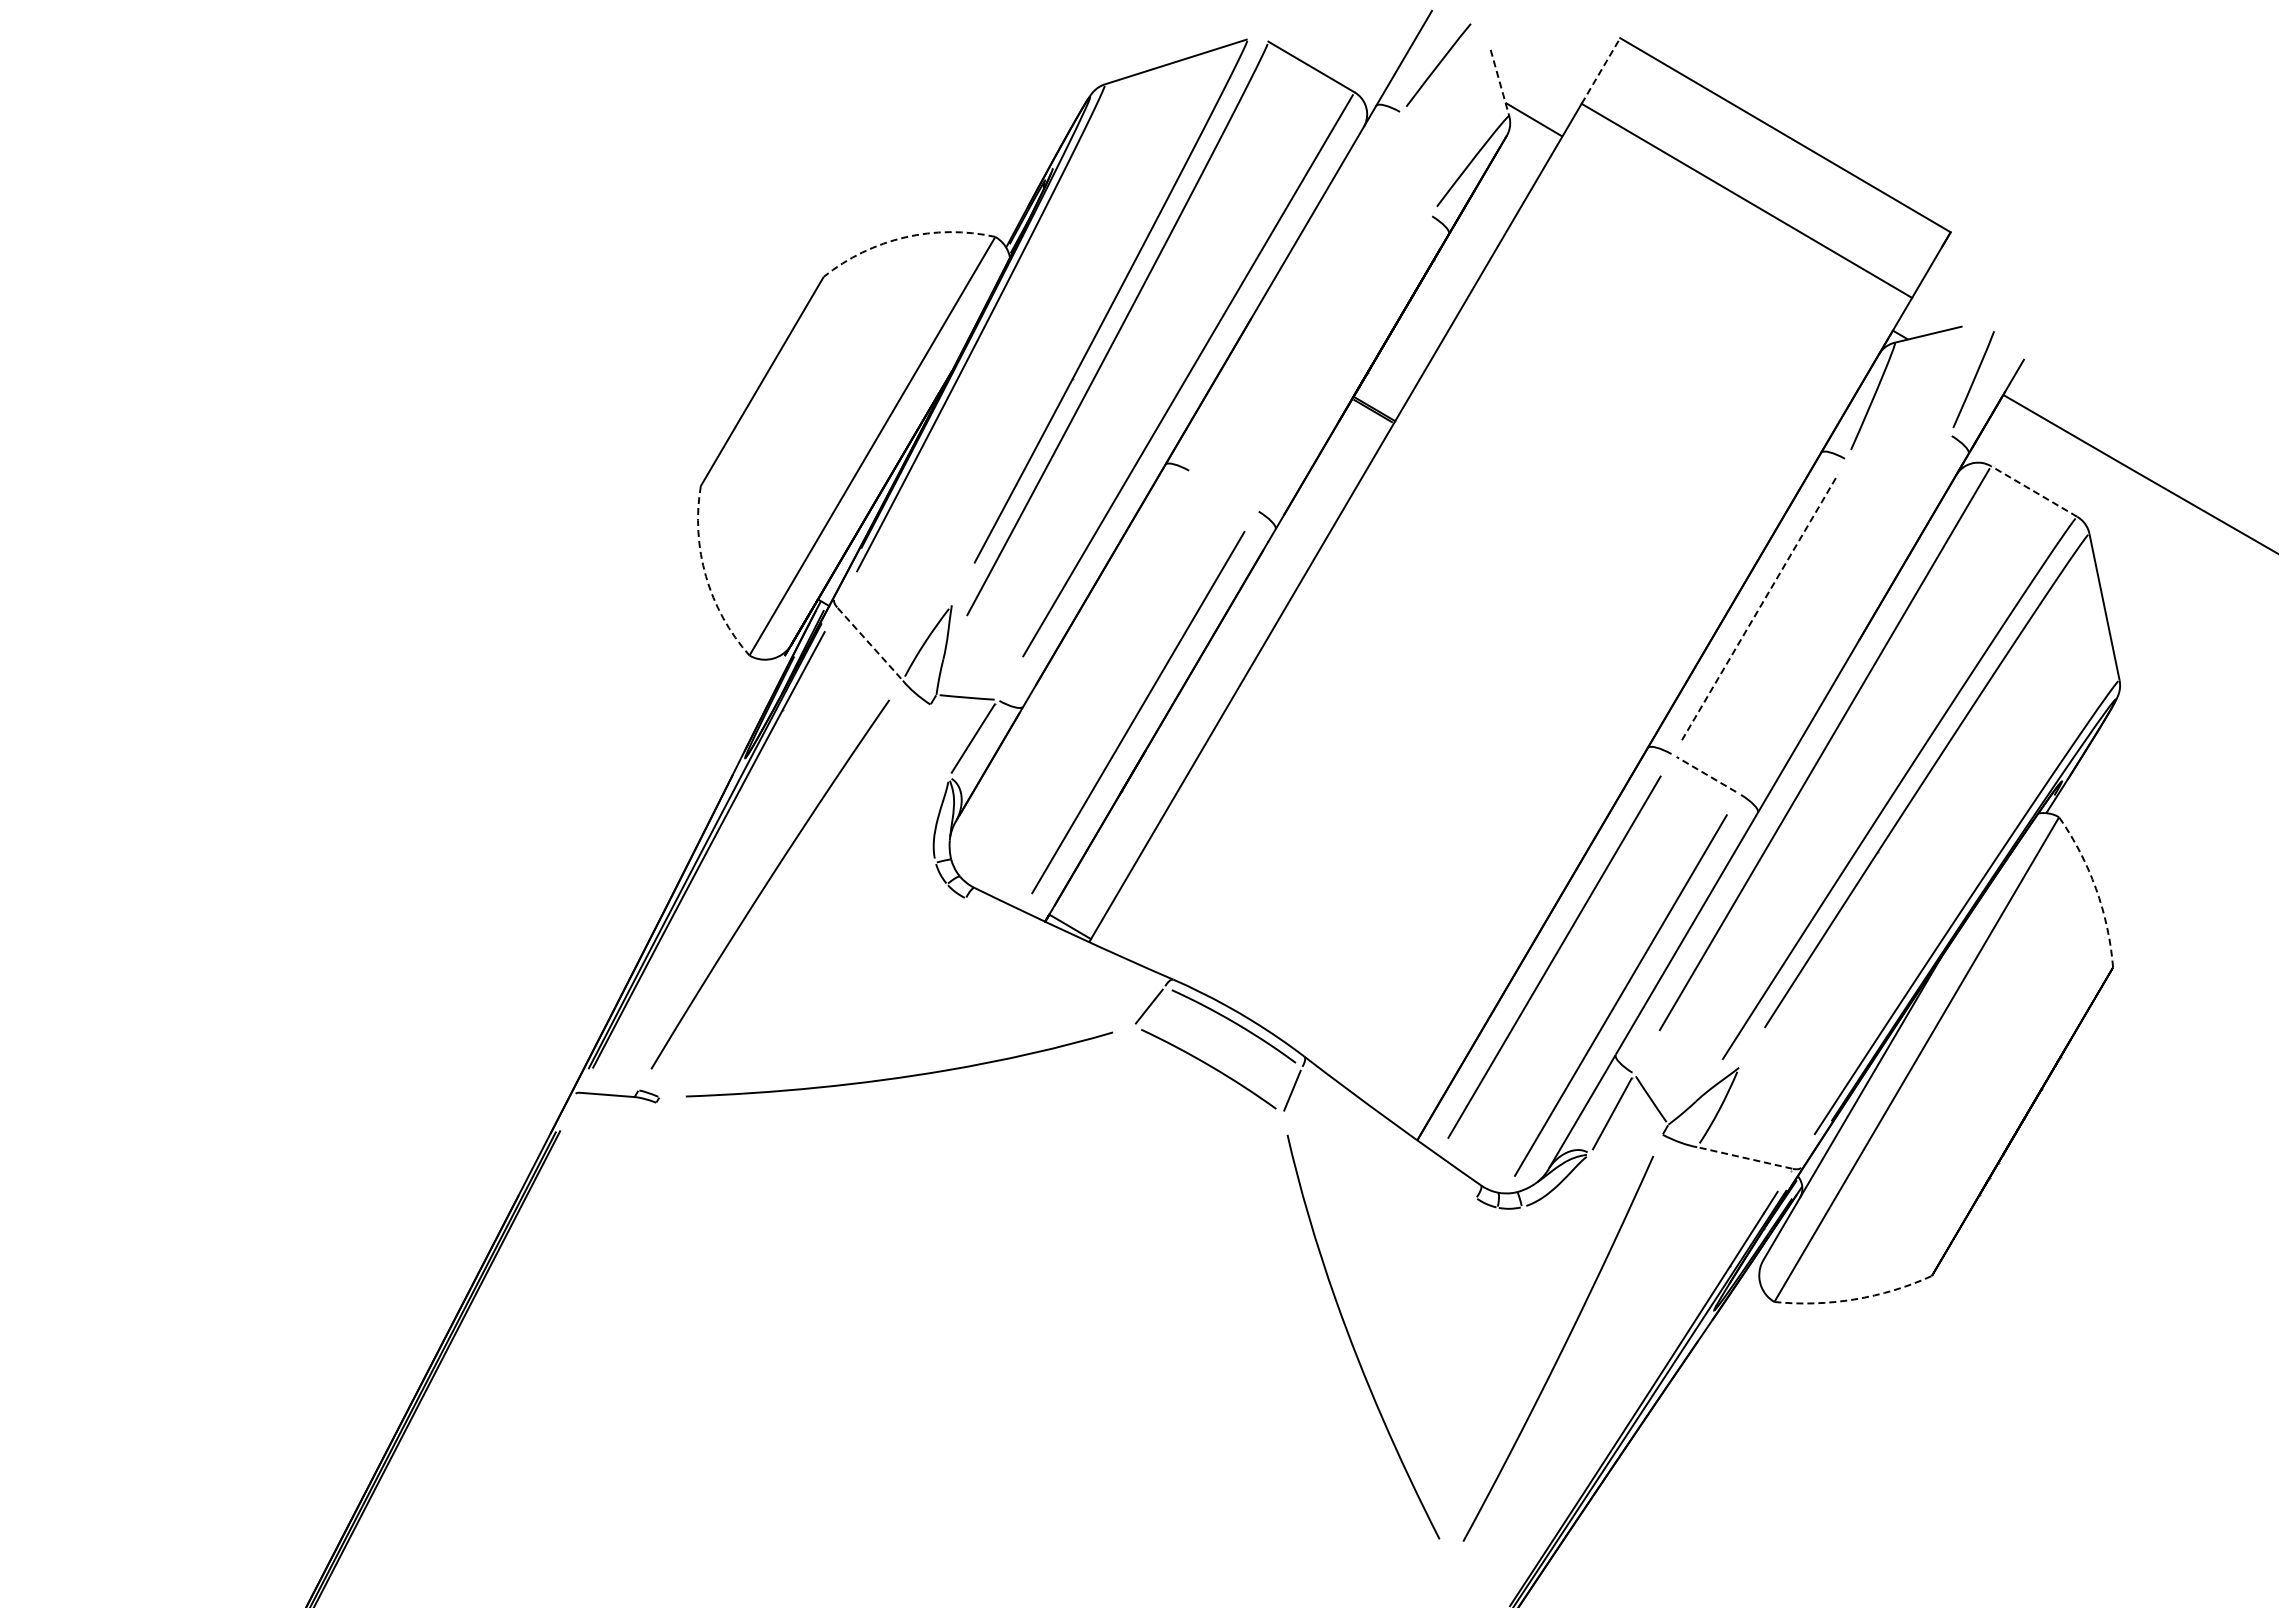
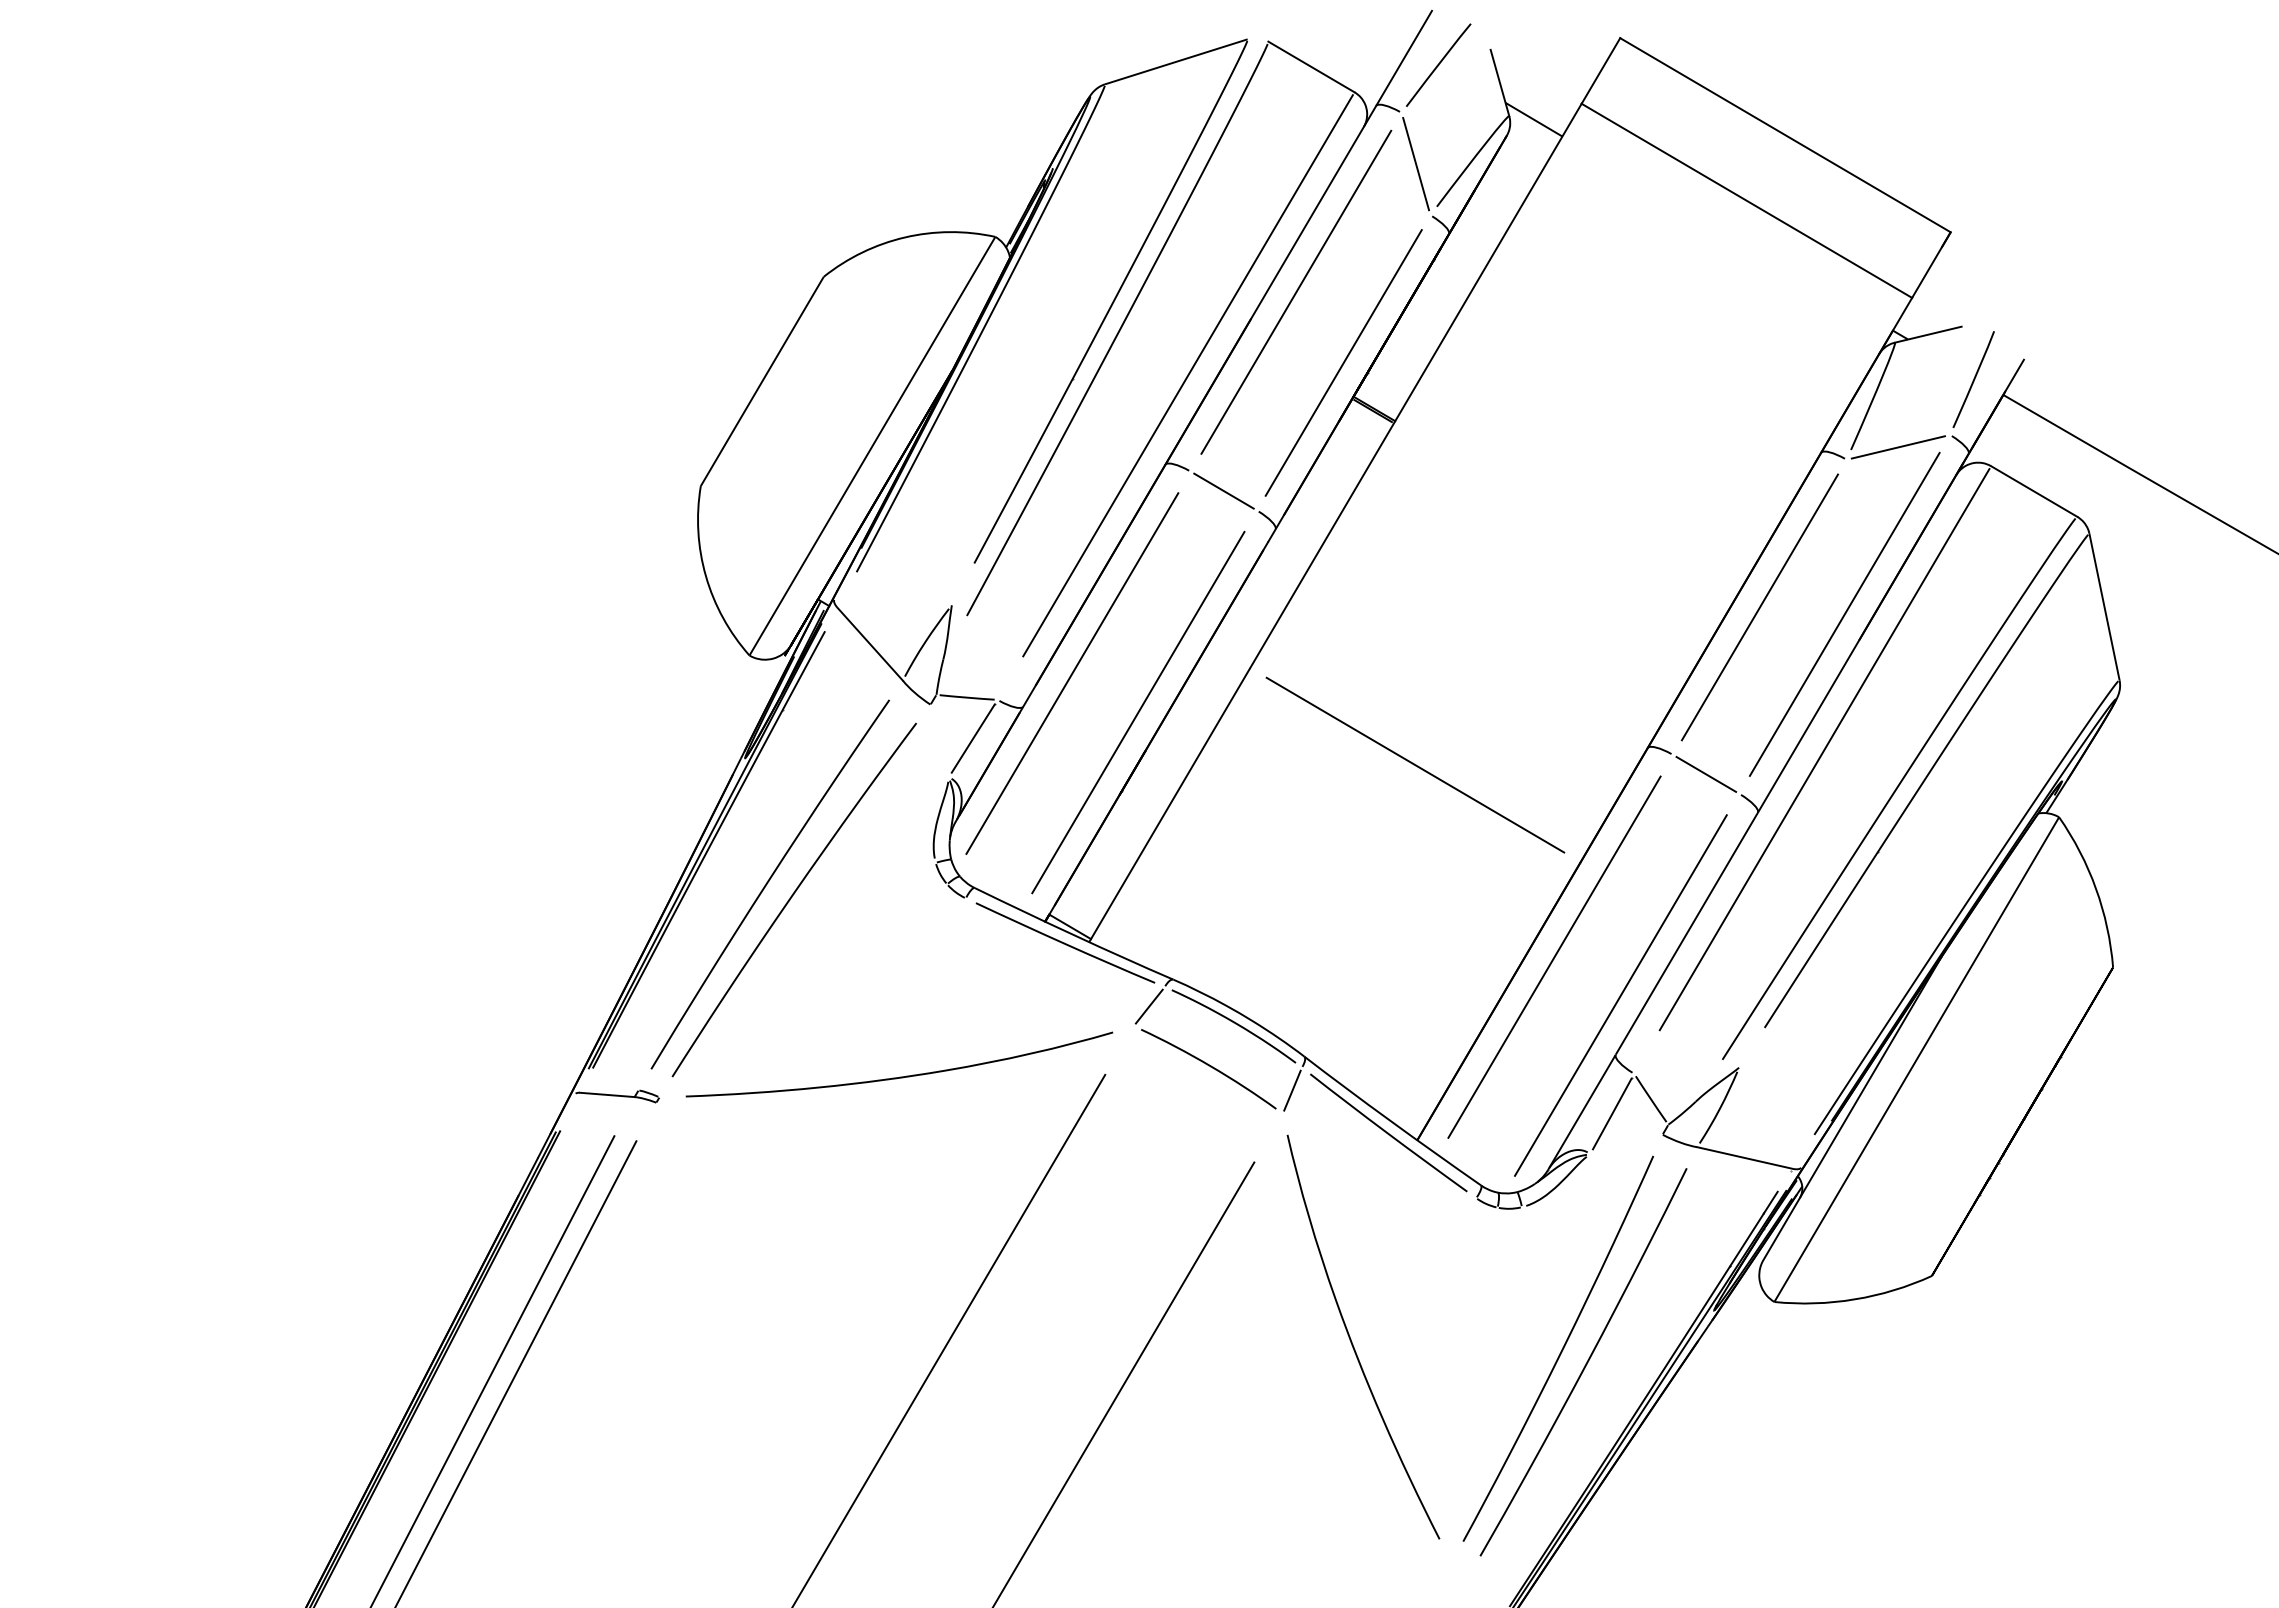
line: dashed -> solid (1601, 70)
line: dashed -> solid (1500, 83)
line: none -> present (1416, 164)
arc: dashed -> solid (905, 237)
line: none -> present (1296, 291)
line: none -> present (1343, 362)
line: none -> present (1897, 447)
line: none -> present (1223, 490)
line: dashed -> solid (2034, 491)
arc: dashed -> solid (705, 576)
line: dashed -> solid (1760, 606)
line: none -> present (1844, 613)
line: dashed -> solid (870, 644)
line: none -> present (1072, 673)
line: none -> present (1415, 764)
line: dashed -> solid (1705, 774)
arc: dashed -> solid (2096, 888)
curve: none -> present (792, 897)
curve: none -> present (1064, 942)
curve: none -> present (1388, 1132)
line: dashed -> solid (1744, 1157)
arc: dashed -> solid (1854, 1299)
line: none -> present (949, 1339)
curve: none -> present (1585, 1363)
line: none -> present (493, 1370)
line: none -> present (516, 1372)
line: none -> present (1124, 1383)
